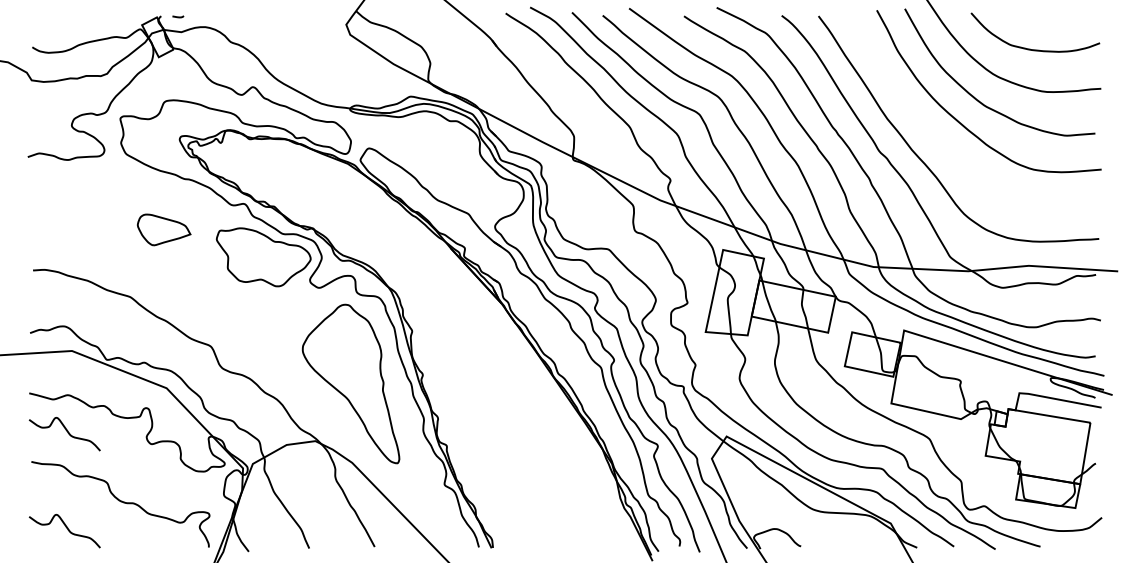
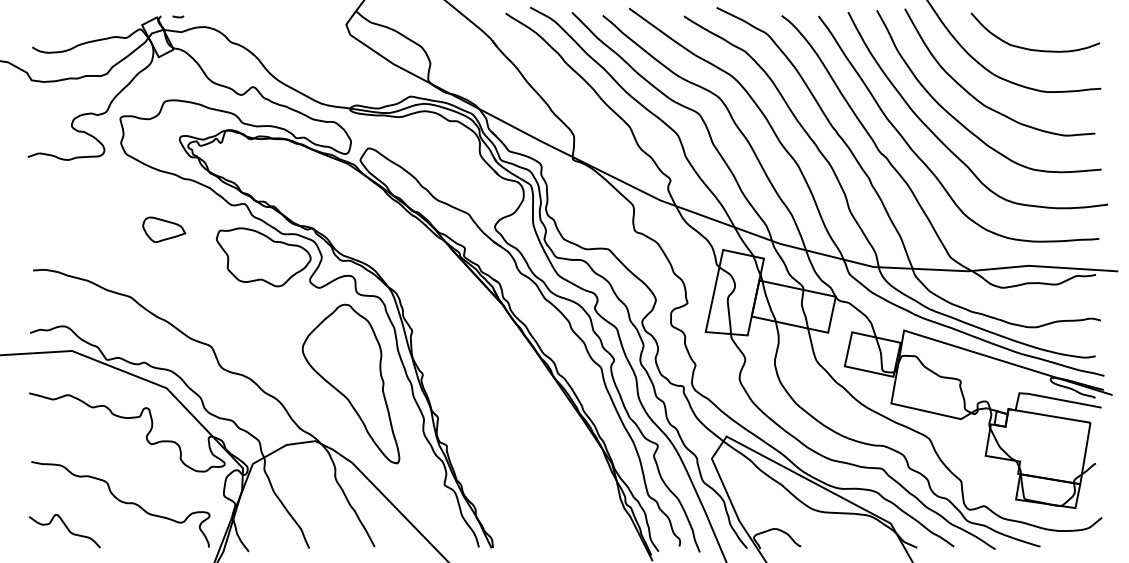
curve: none -> present (944, 143)
part size: 55x34 px -> 45x27 px (164, 229)
curve: present -> none (66, 431)
